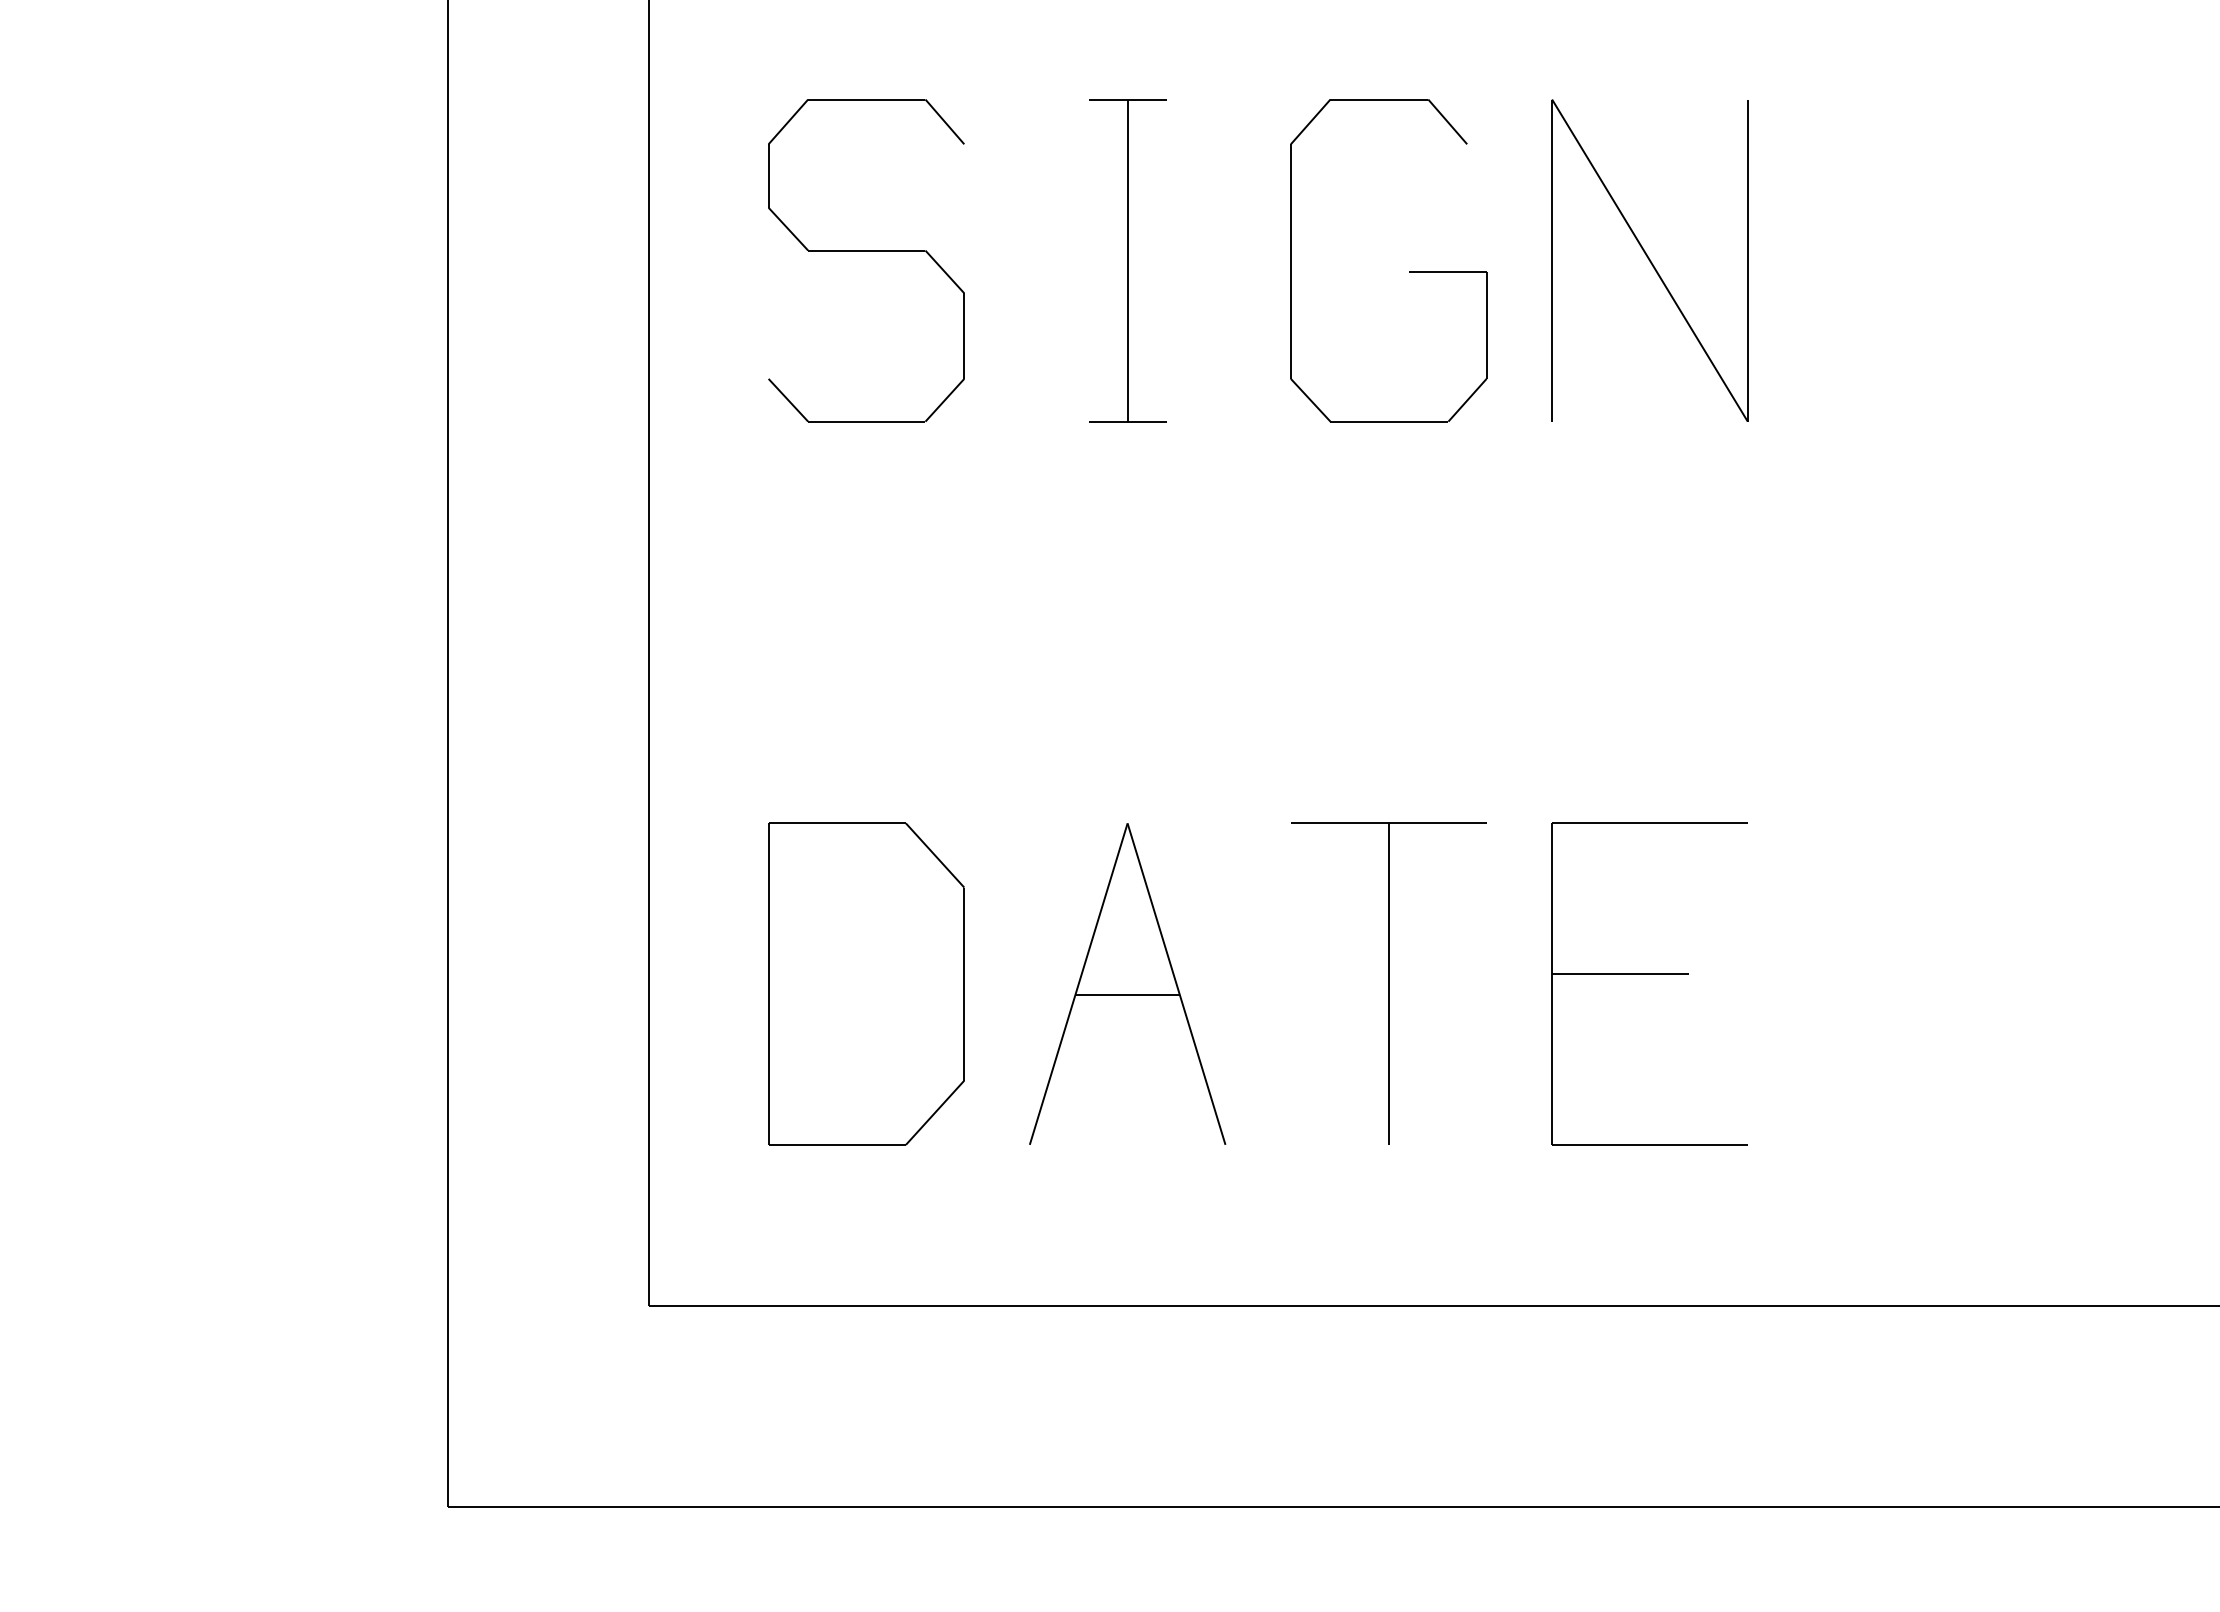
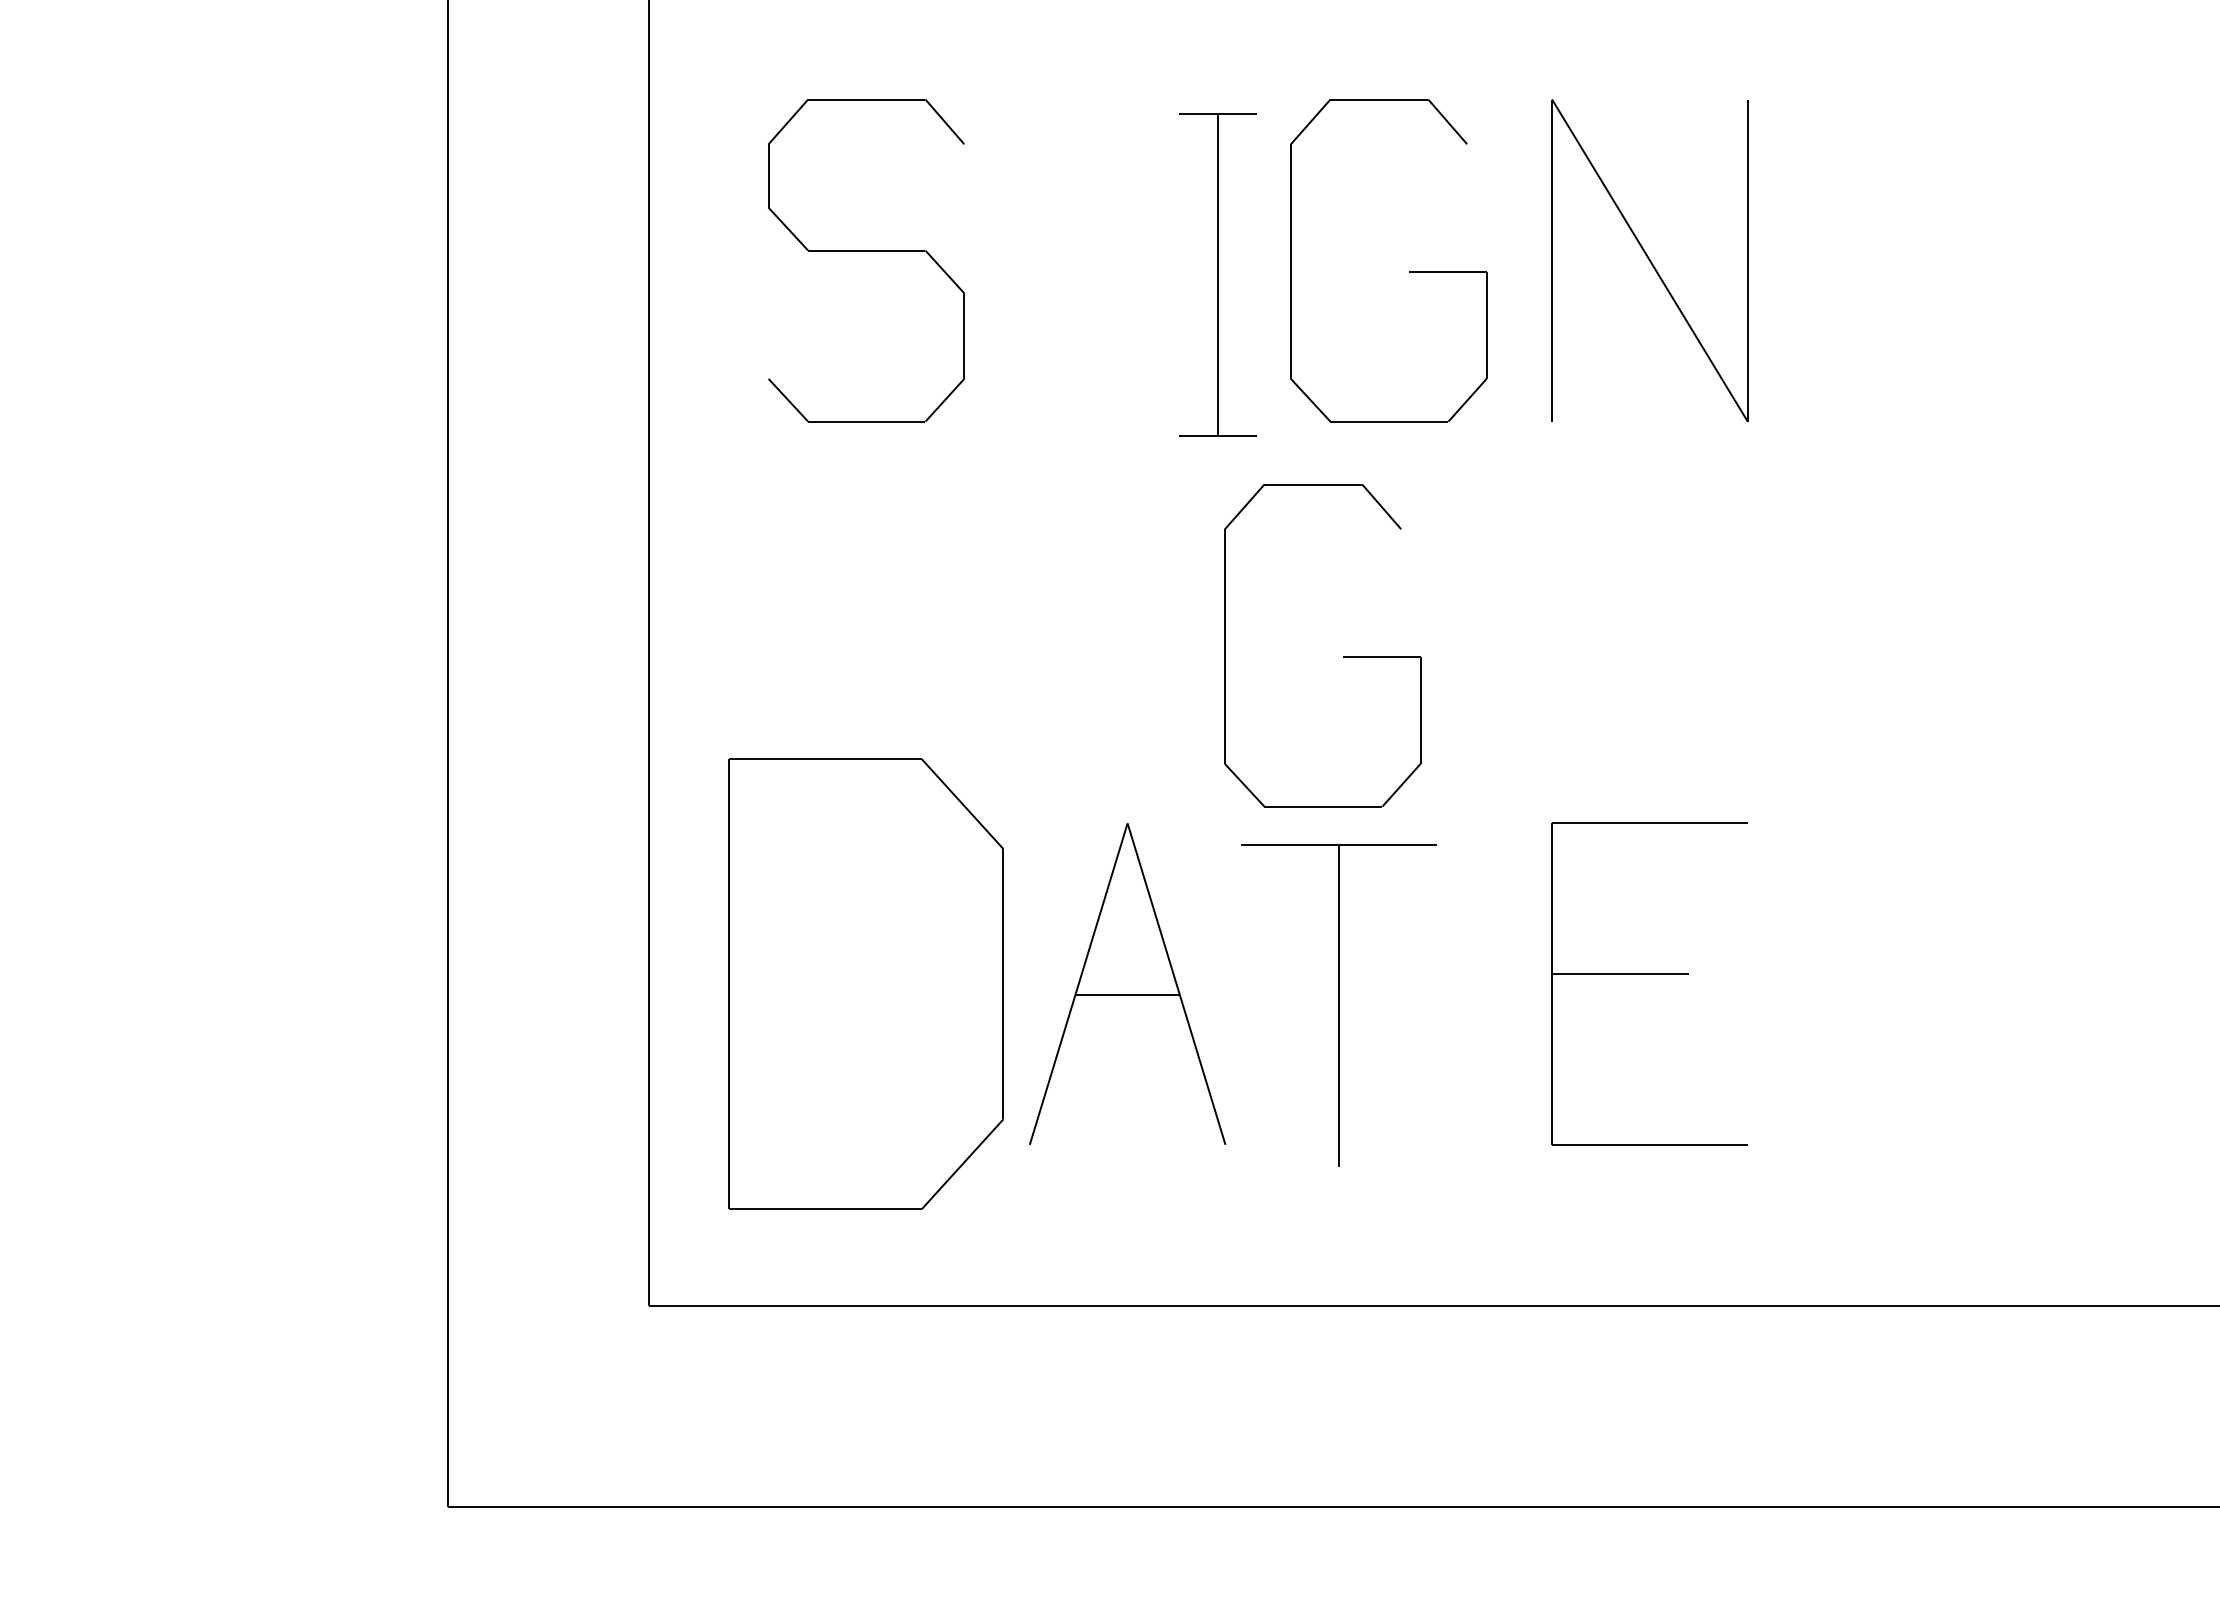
part position: (1127, 260) -> (1217, 274) (1217, 274)
part: none -> present (1343, 656)
part size: 197x324 px -> 276x452 px (865, 983)
part position: (1388, 983) -> (1338, 1005) (1338, 1005)
